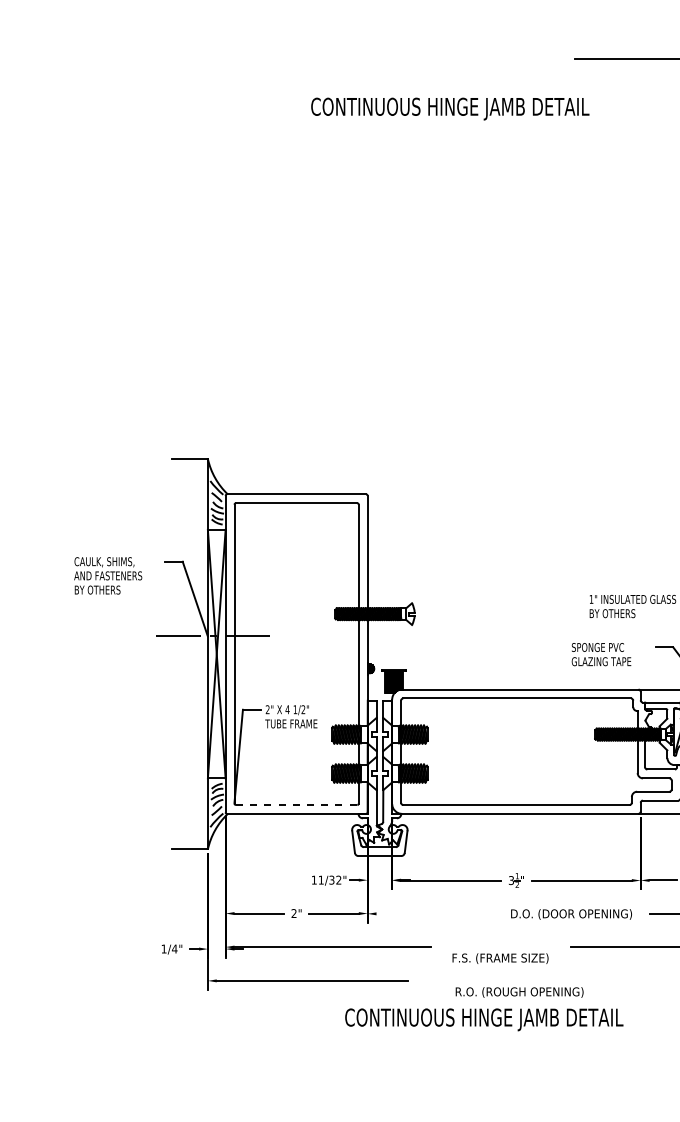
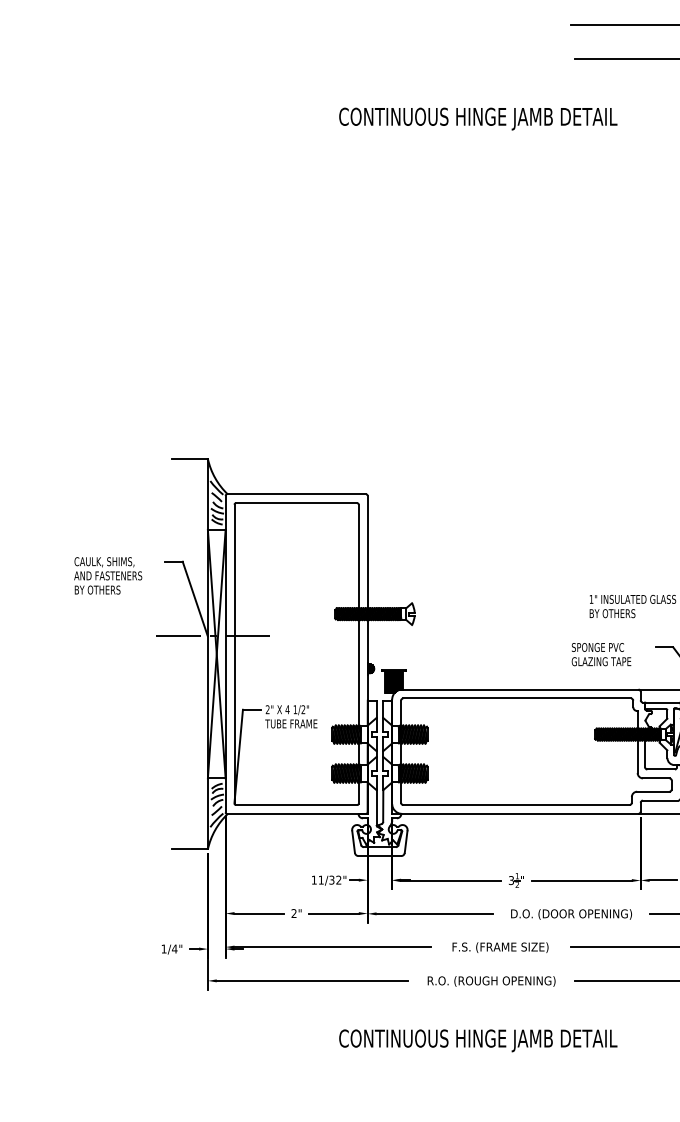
line: none -> present (623, 25)
text position: (450, 108) -> (478, 118) (478, 118)
line: dashed -> solid (296, 805)
line: none -> present (434, 913)
text position: (500, 958) -> (500, 947) (500, 947)
line: none -> present (625, 980)
text position: (519, 992) -> (491, 981) (491, 981)
text position: (484, 1019) -> (478, 1040) (478, 1040)
